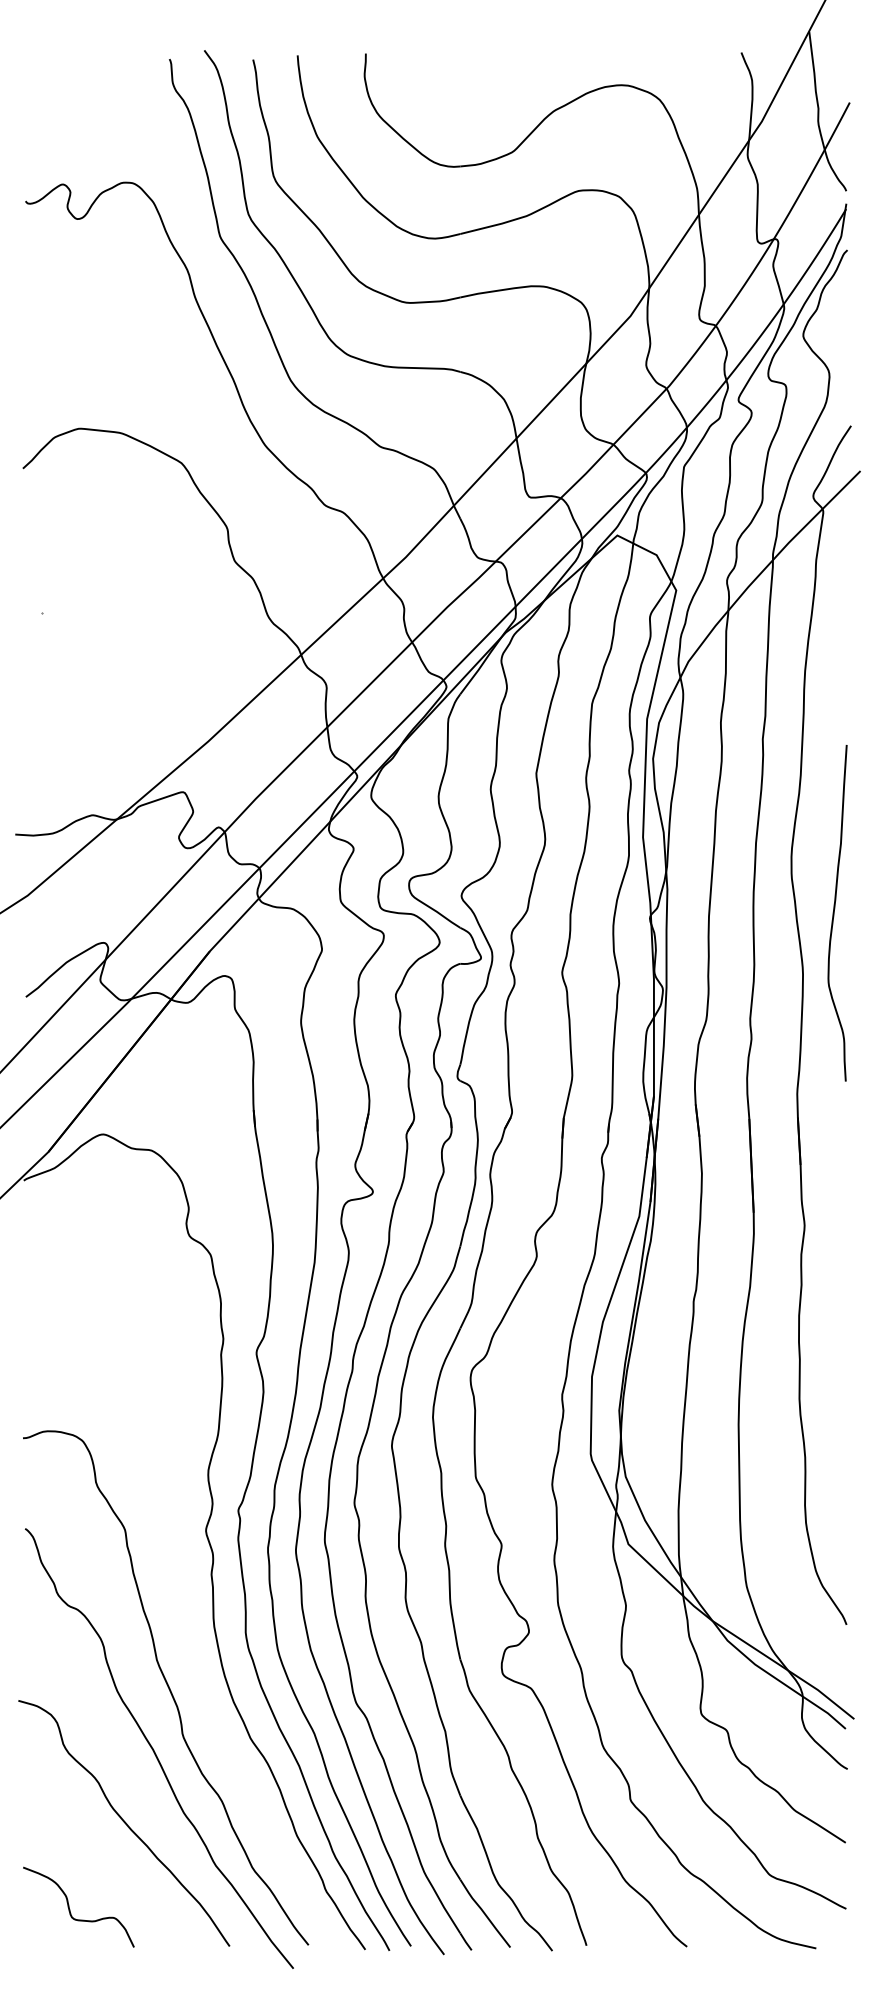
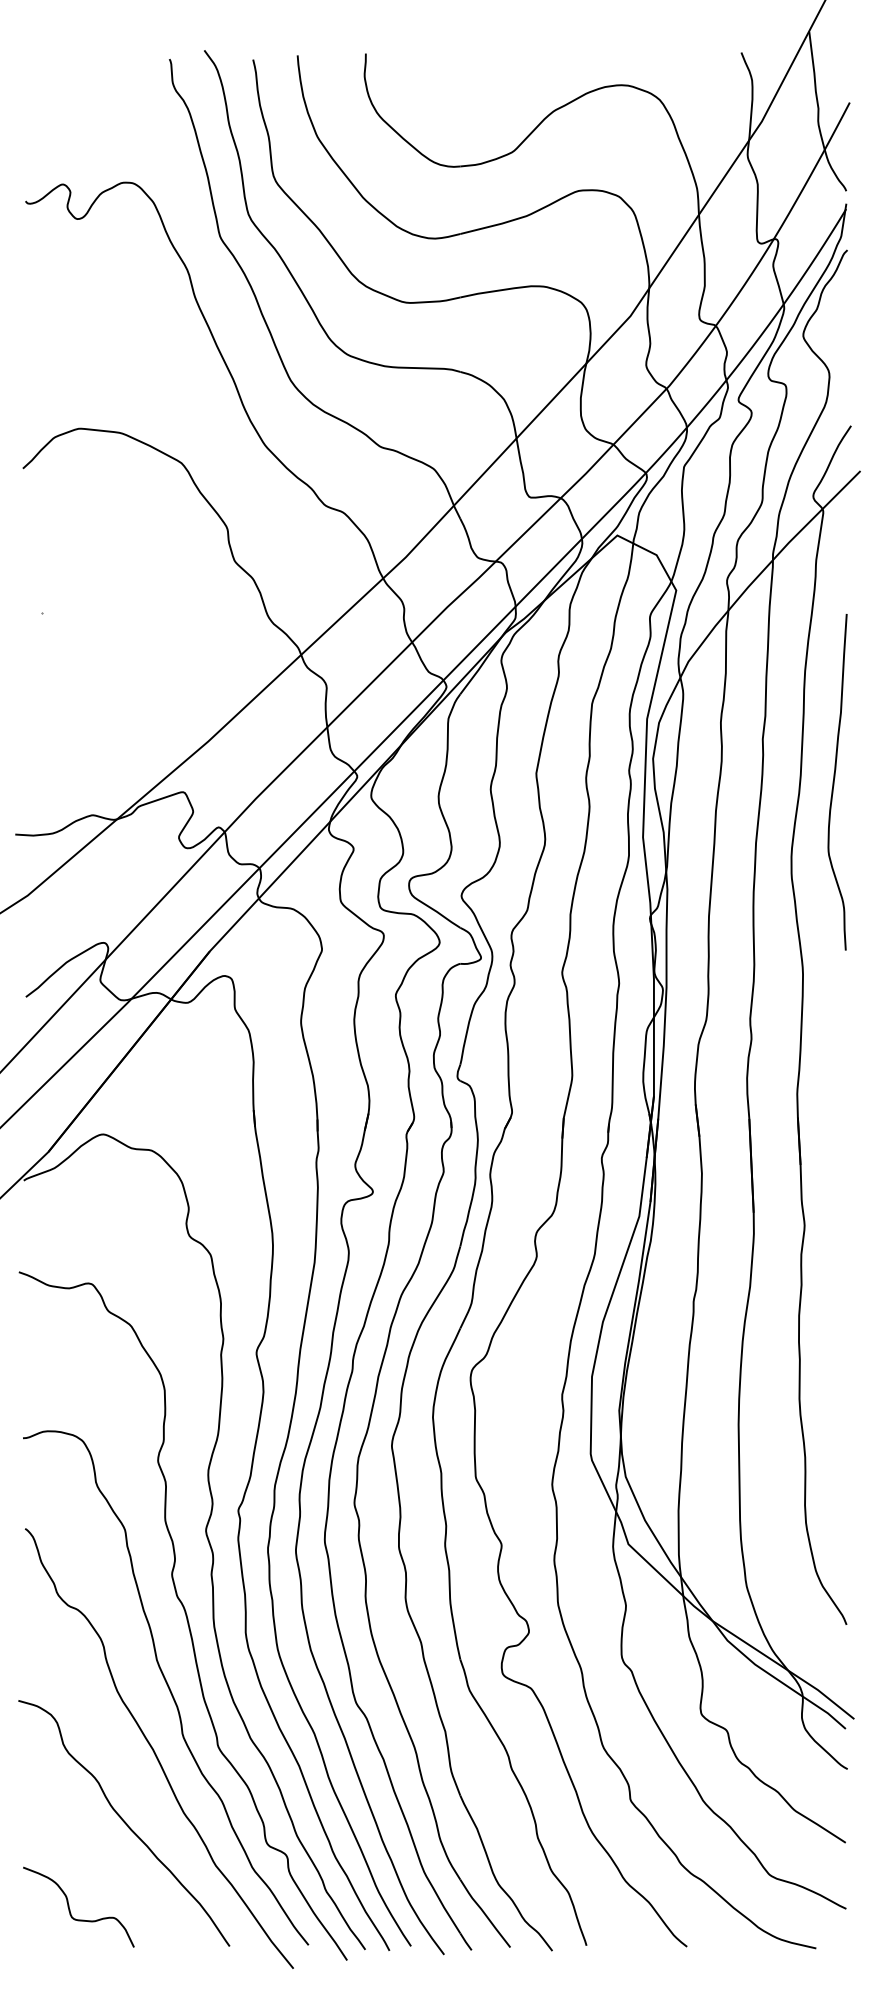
curve position: (834, 913) -> (834, 782) (834, 782)
curve: none -> present (185, 1615)
